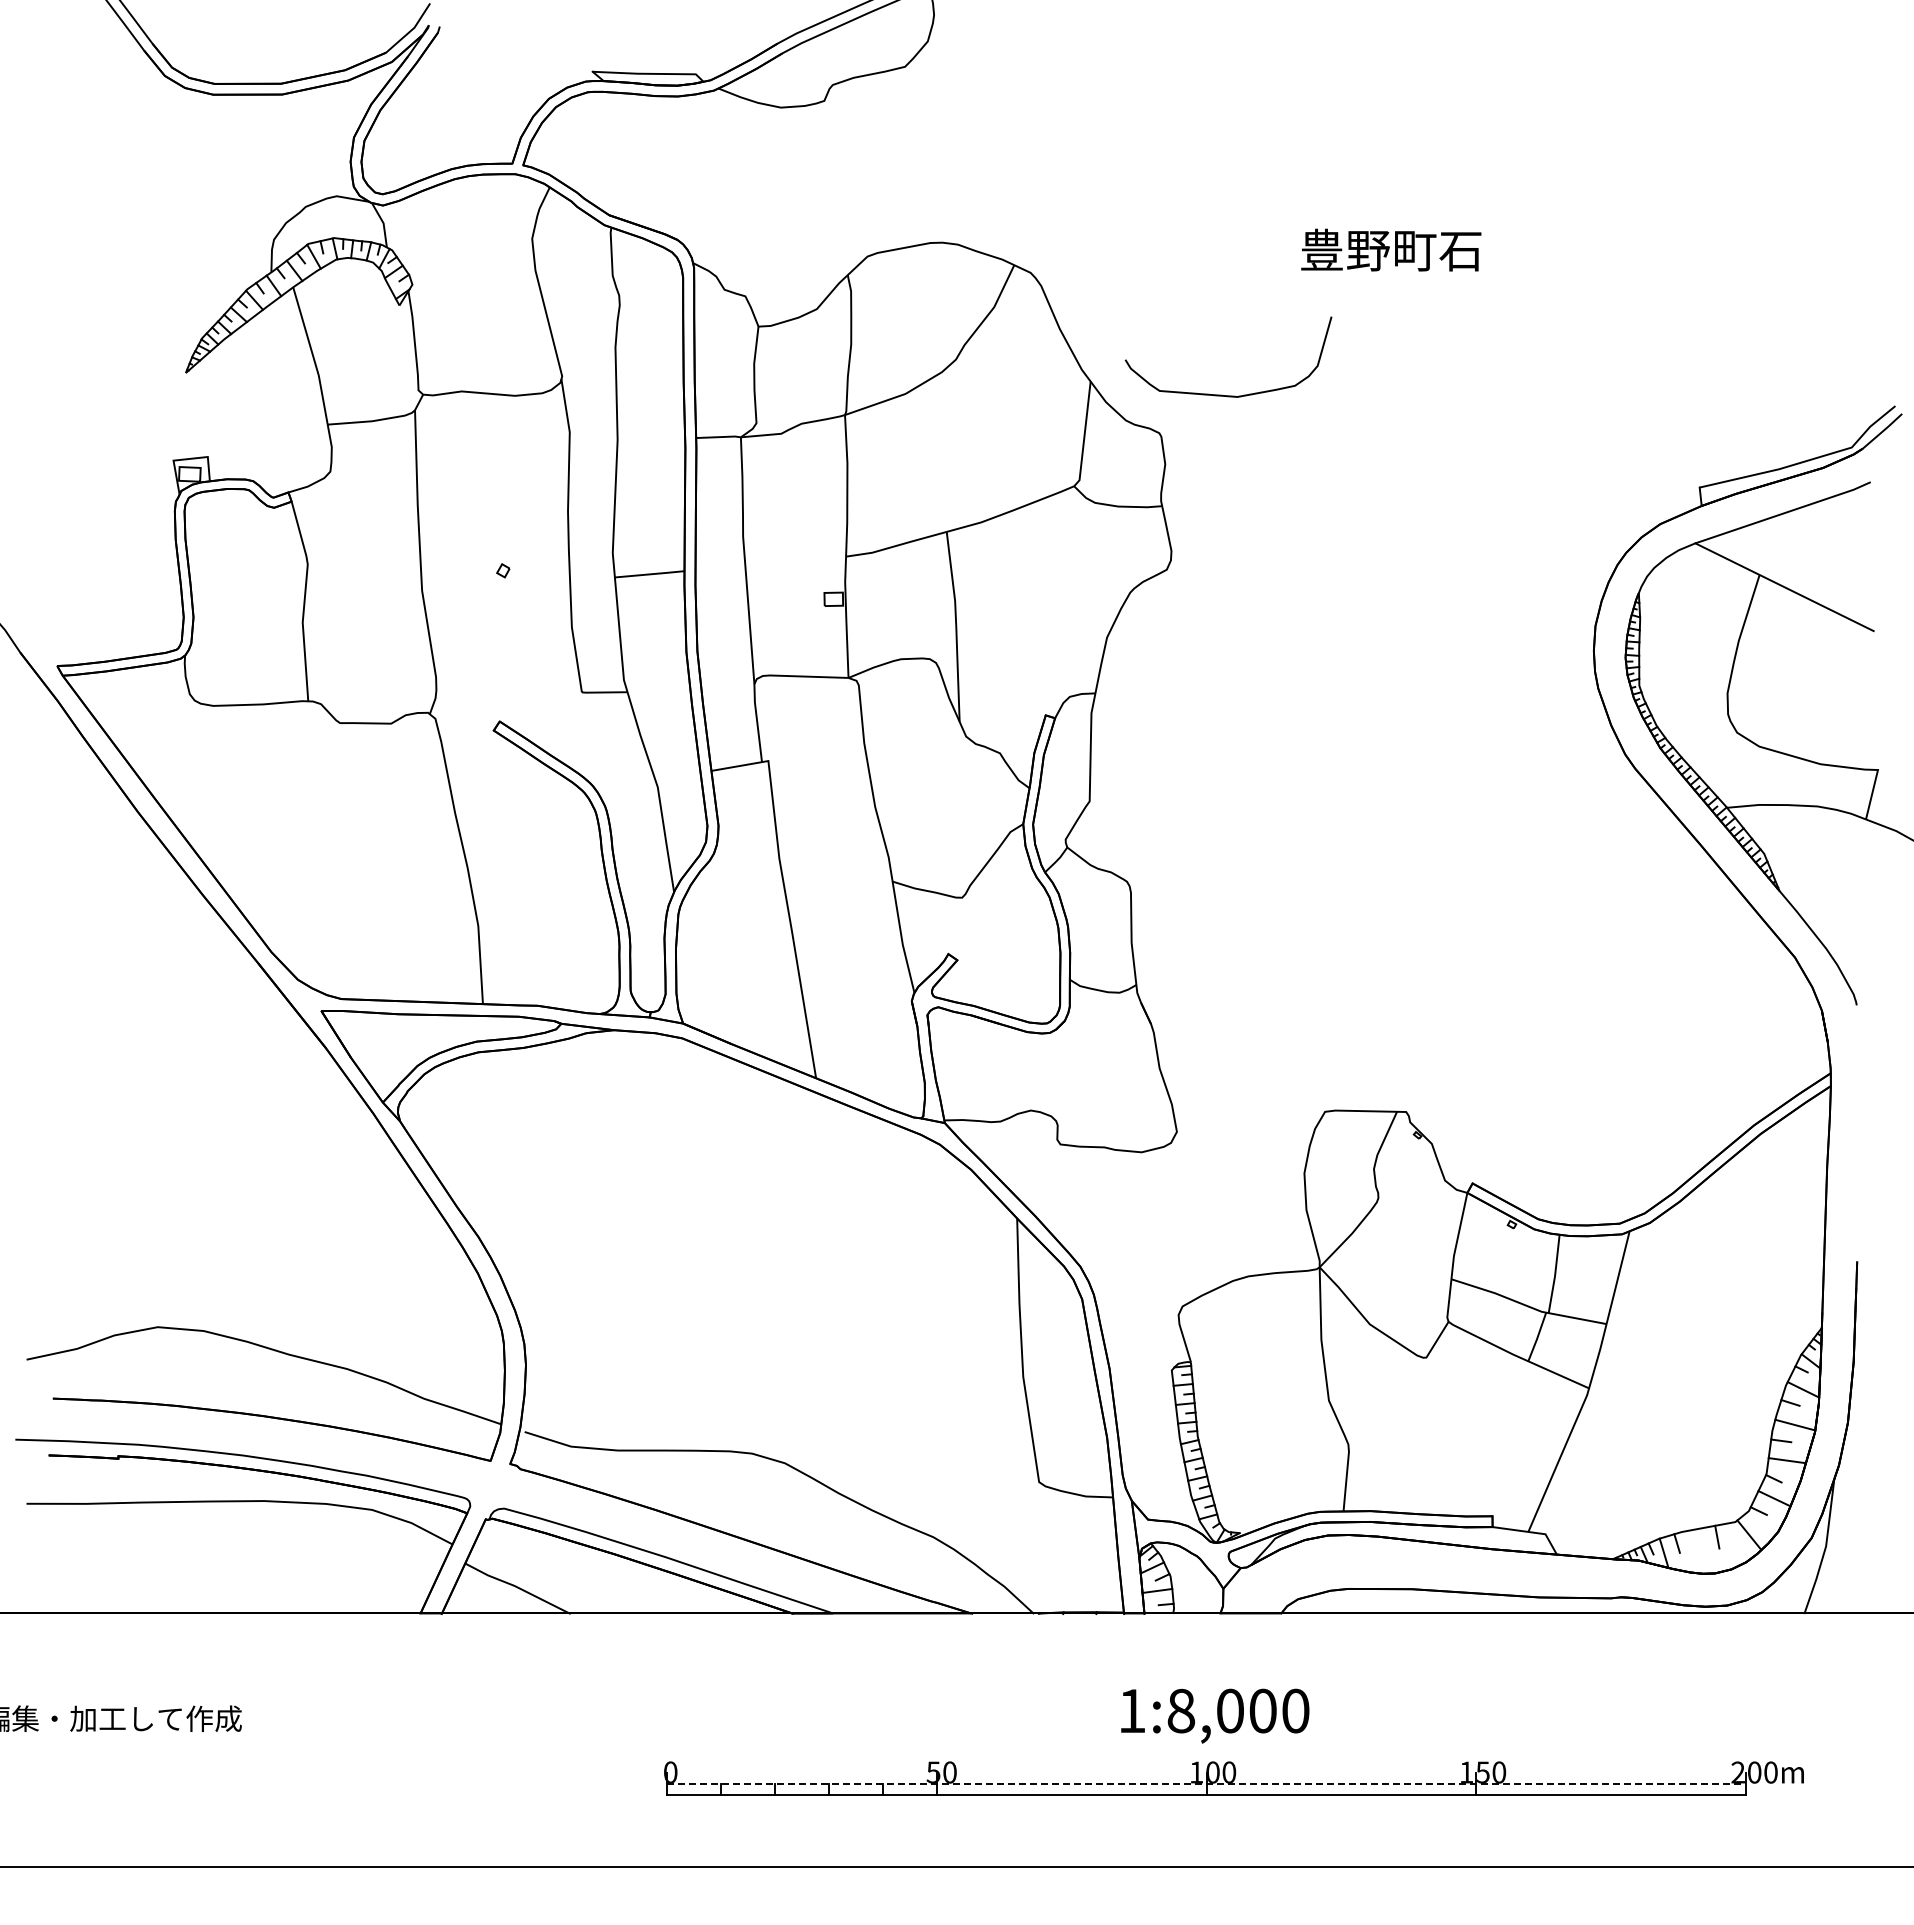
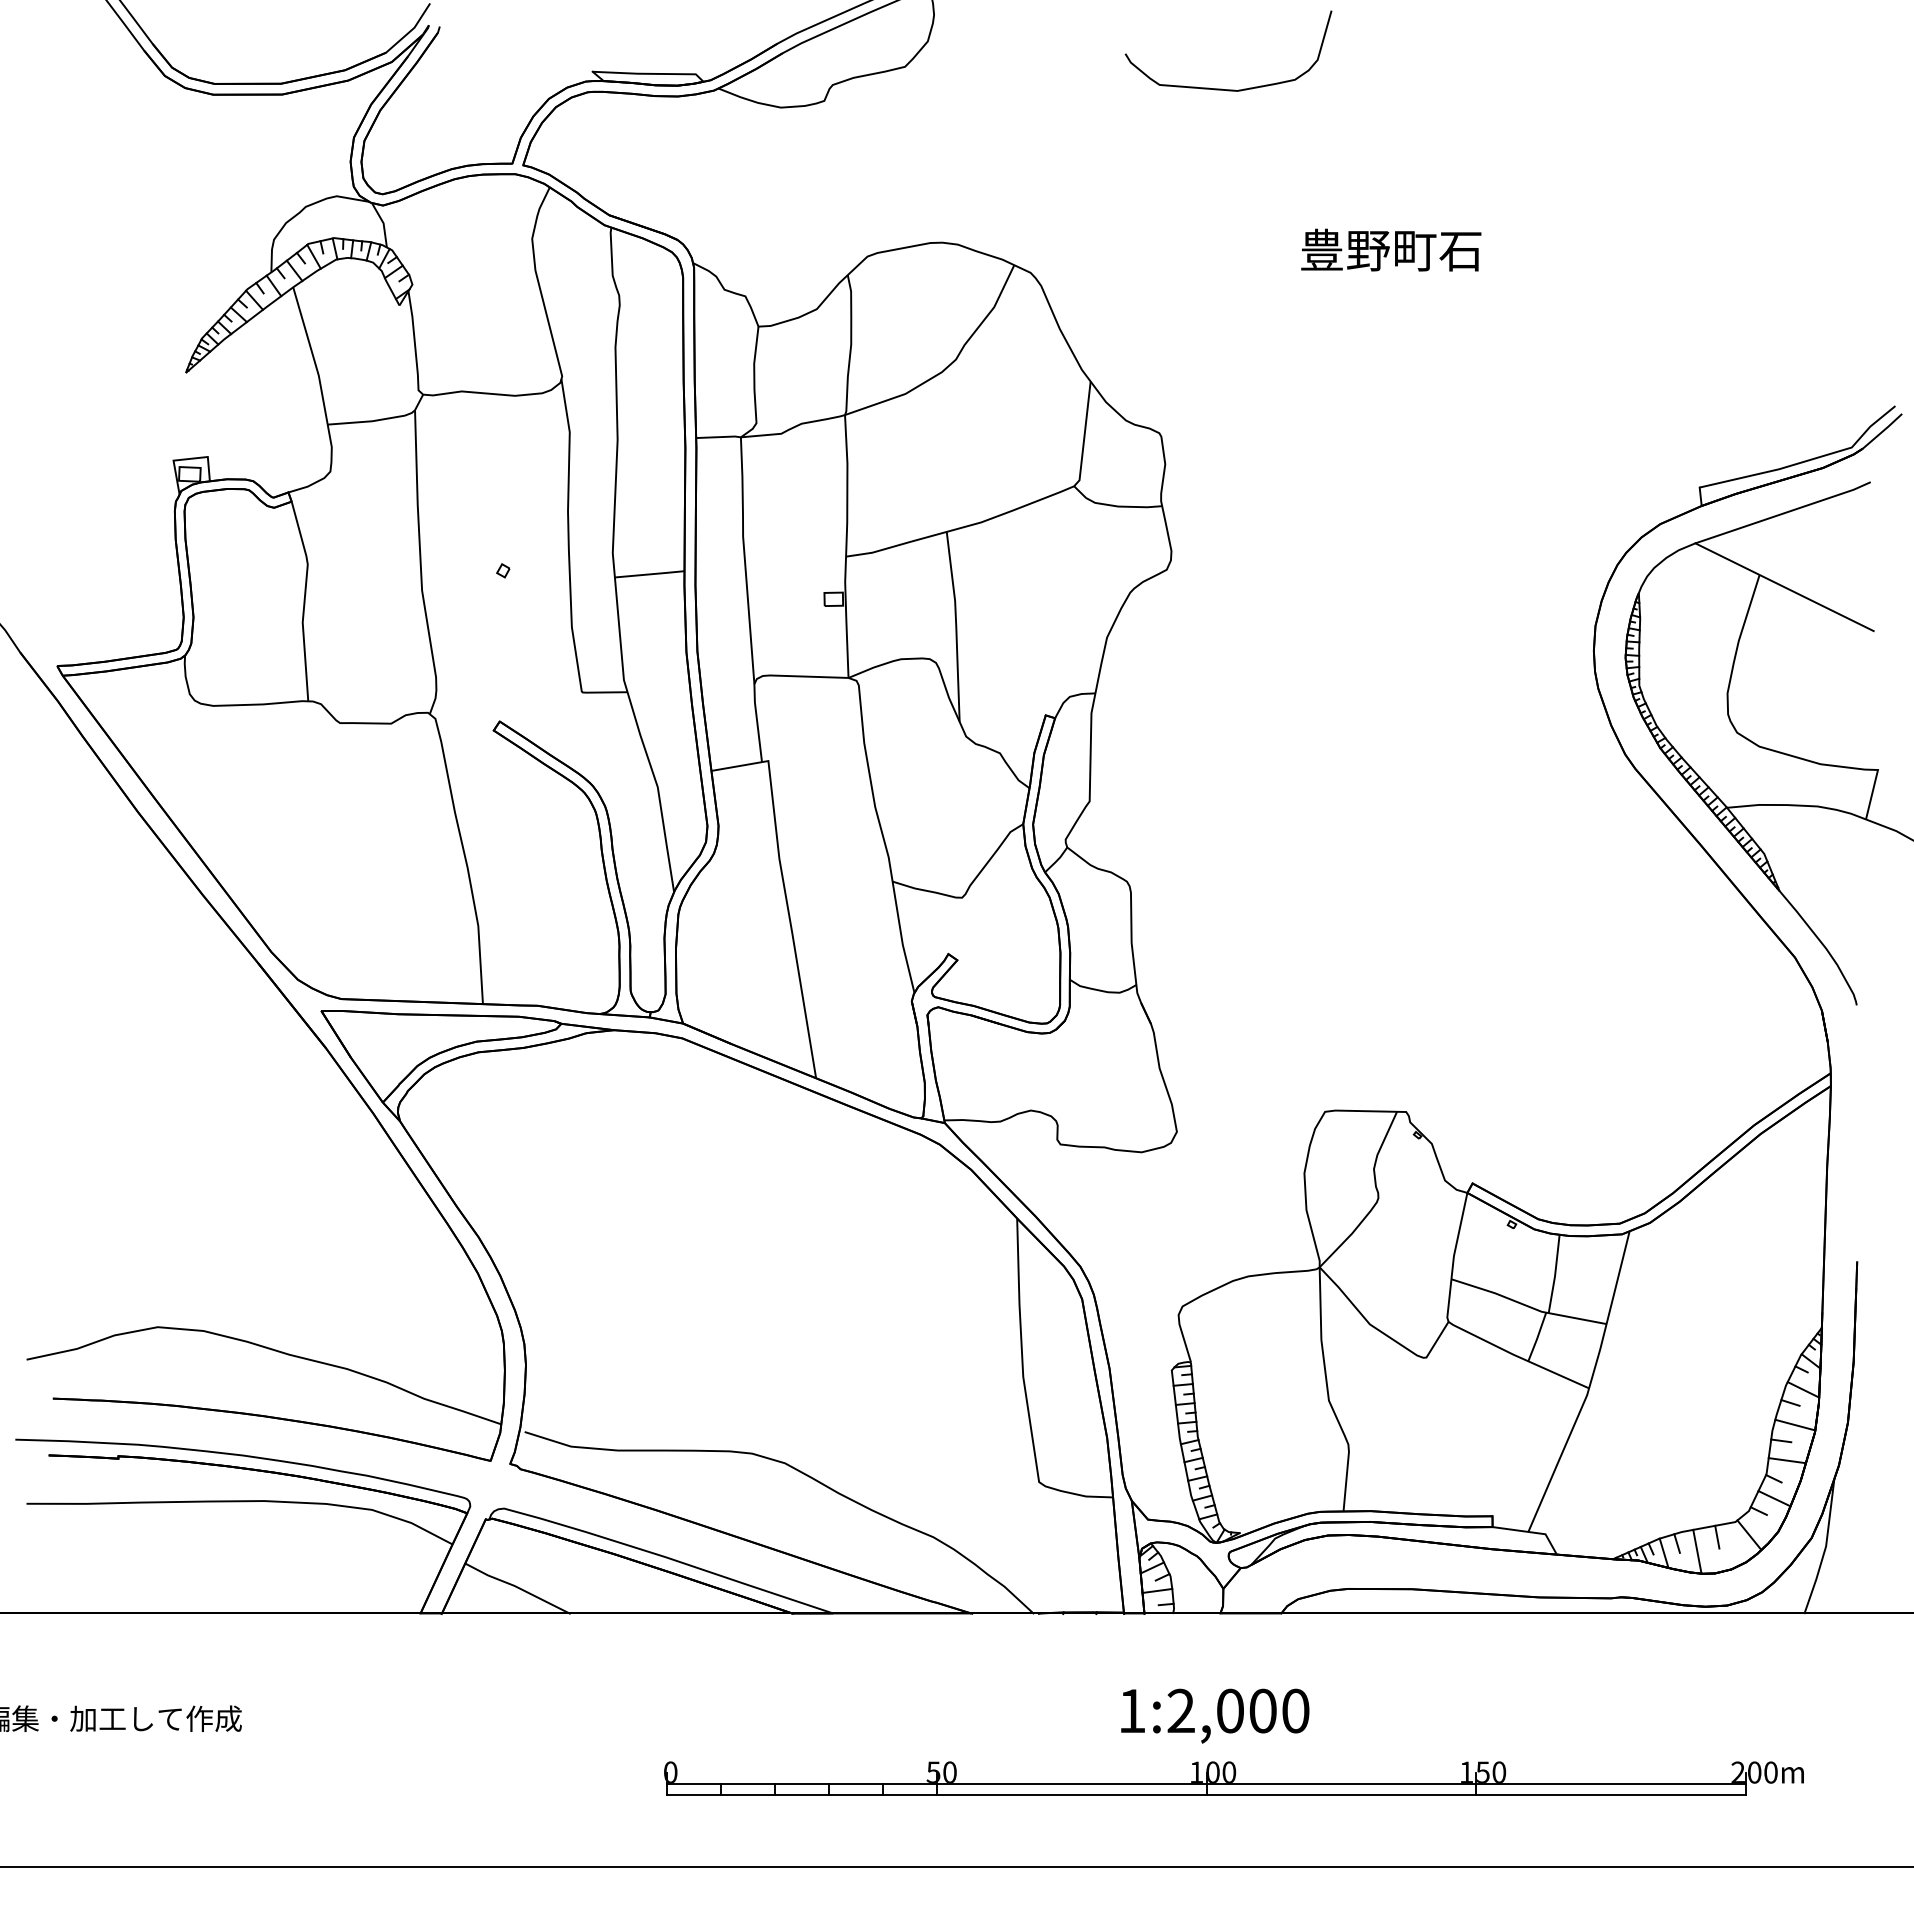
curve position: (1222, 394) -> (1222, 88) (1222, 88)
line: none -> present (1697, 1551)
text: 1:8,000 -> 1:2,000 (1181, 1710)
line: dashed -> solid (1206, 1784)
